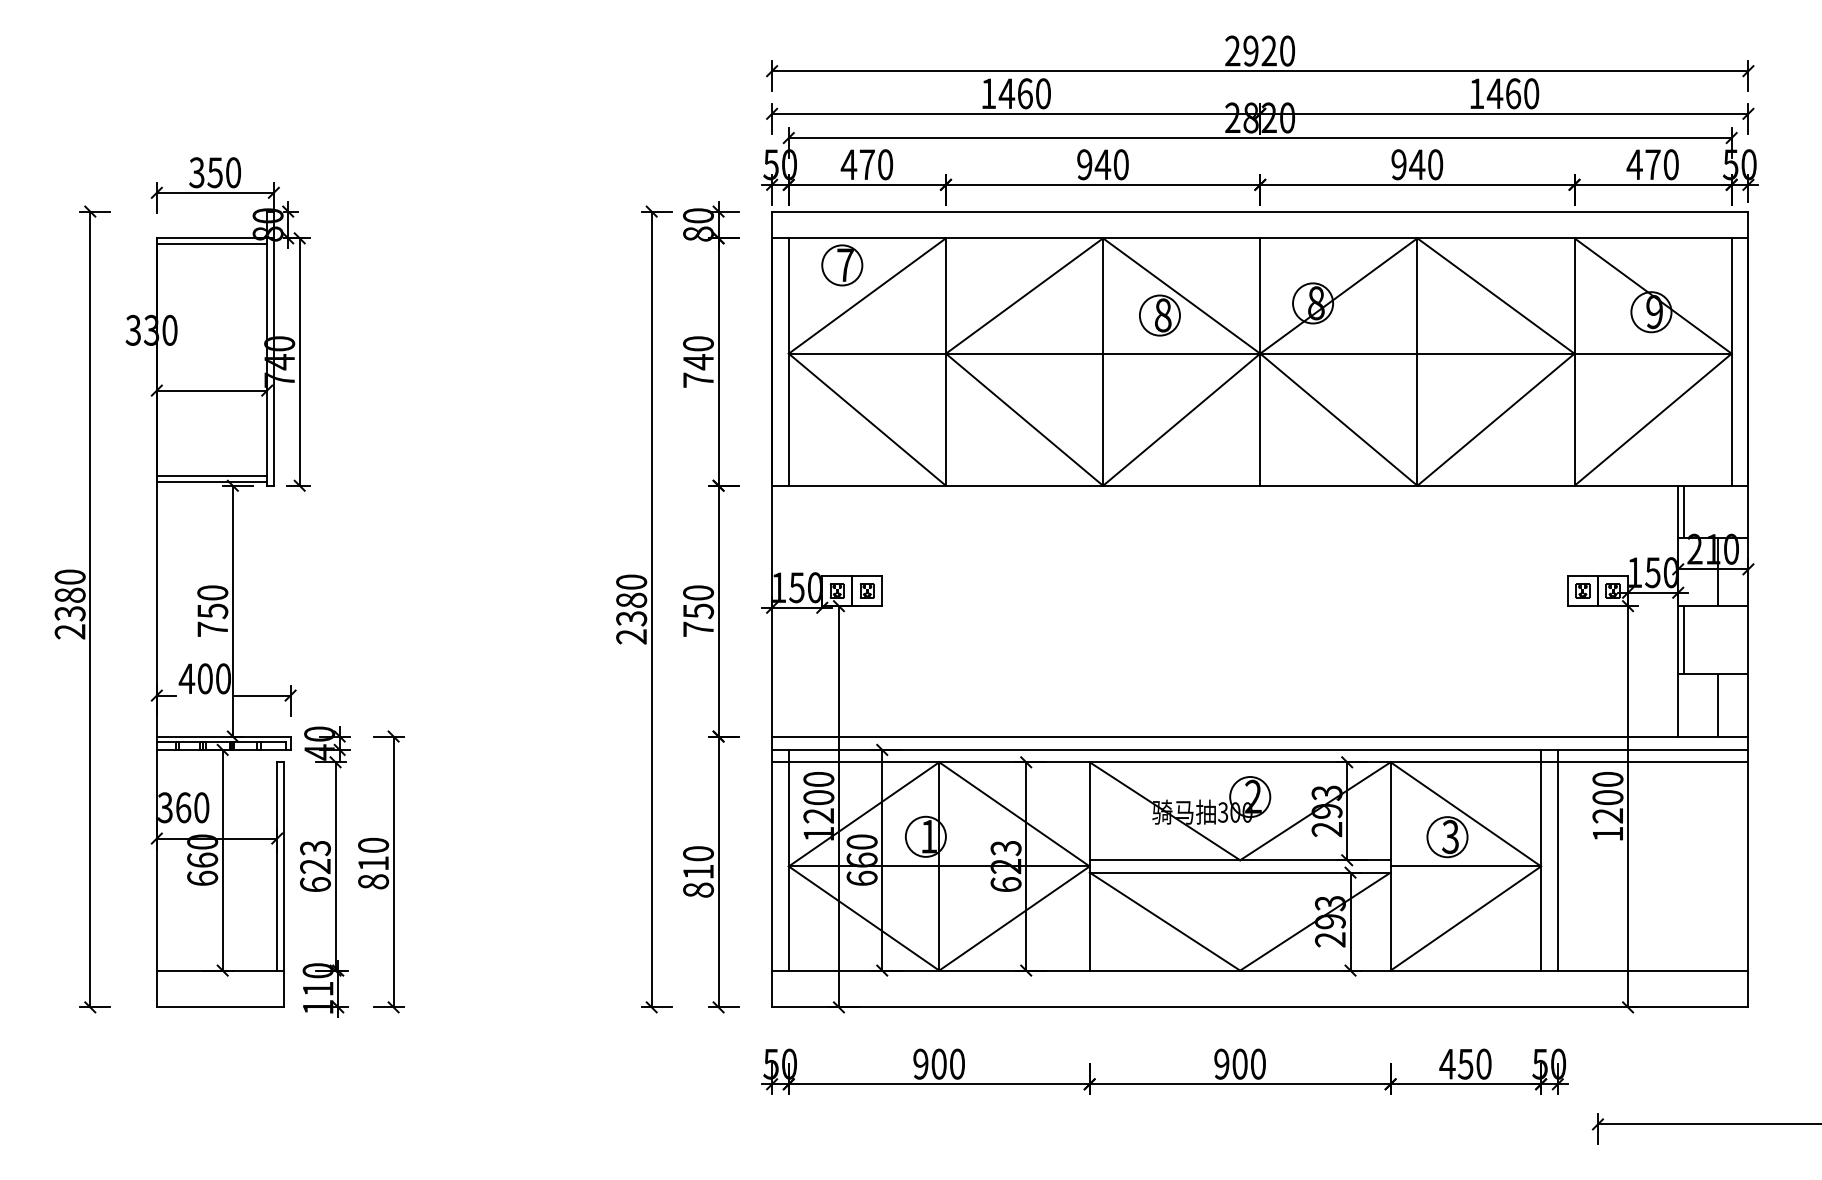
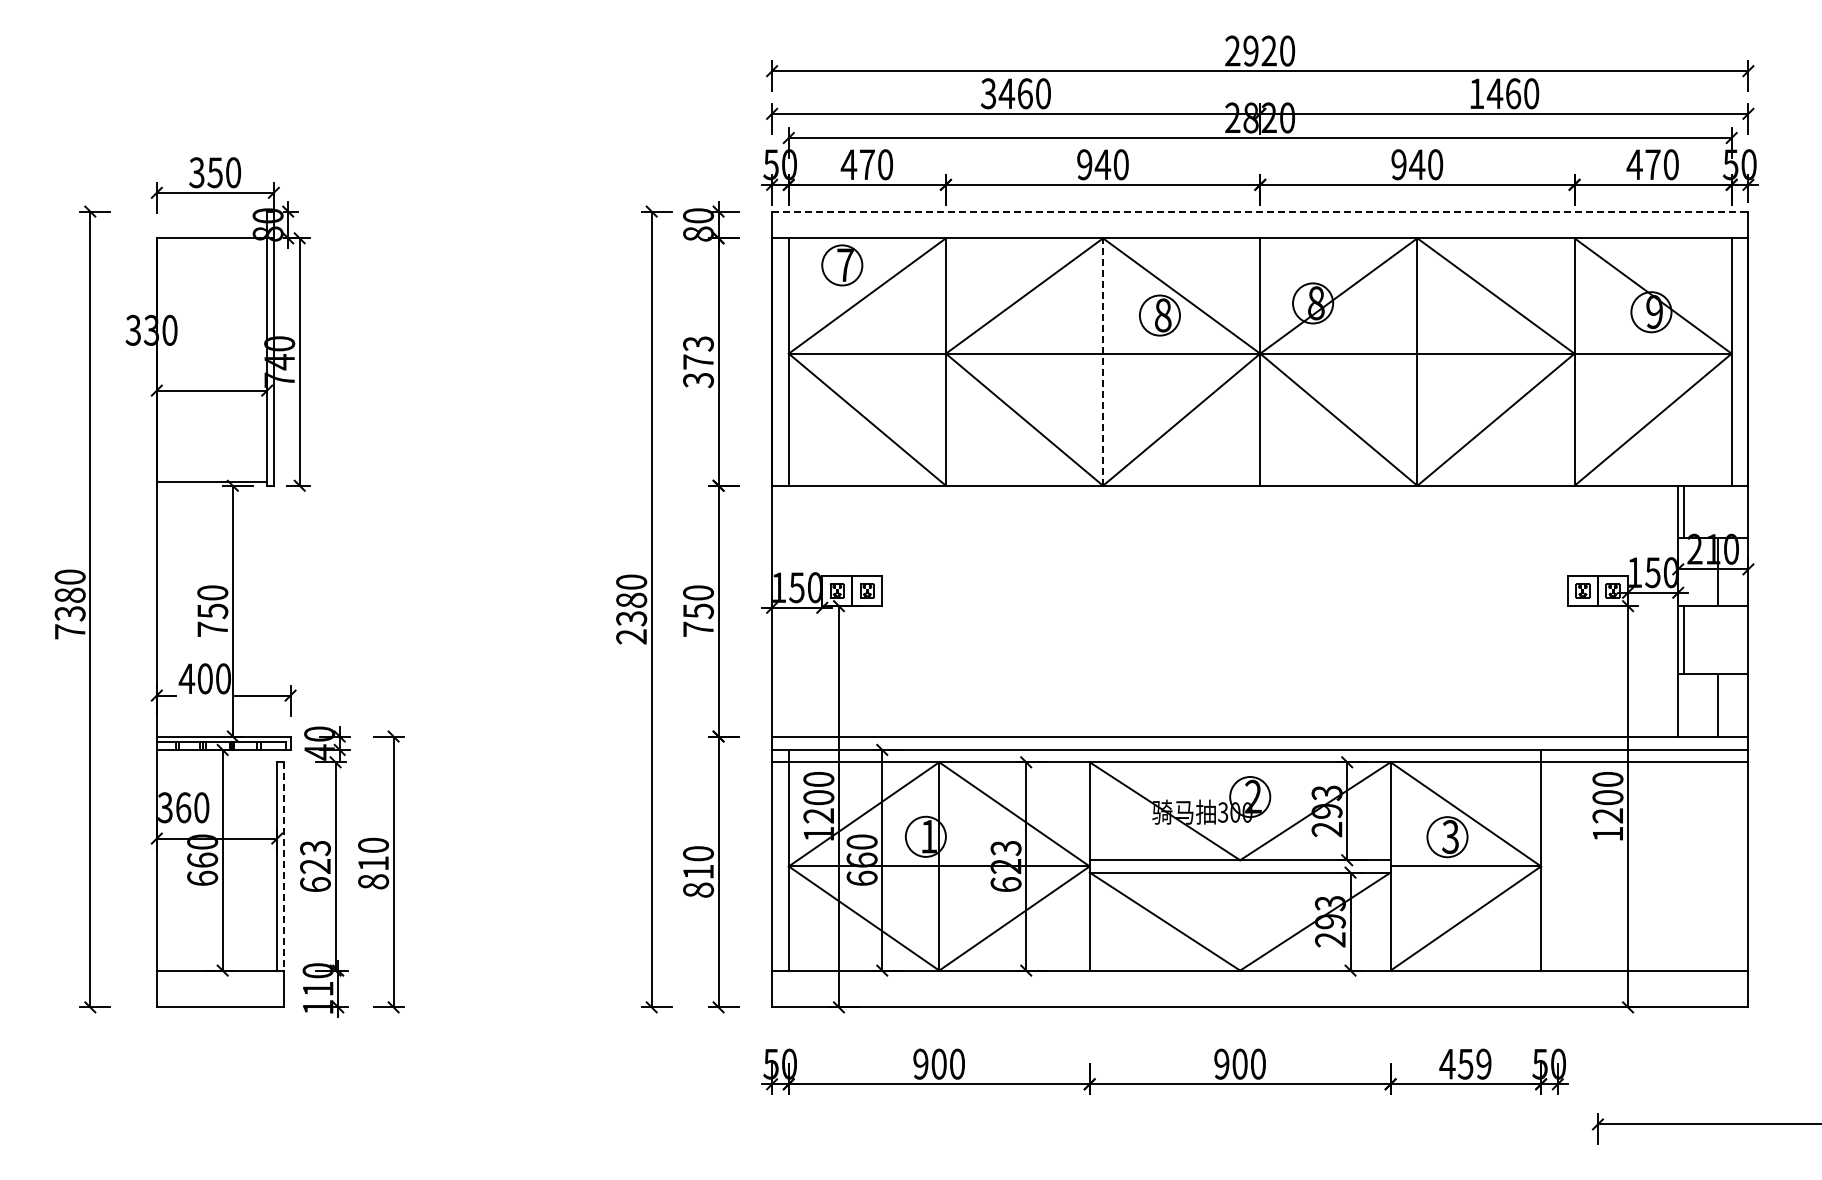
text: 1460 -> 3460 (988, 93)
line: solid -> dashed (1260, 211)
line: present -> none (211, 244)
text: 740 -> 373 (698, 362)
line: solid -> dashed (1103, 362)
line: present -> none (211, 476)
text: 2380 -> 7380 (69, 631)
line: present -> none (1557, 859)
line: solid -> dashed (283, 866)
text: 450 -> 459 (1483, 1063)
